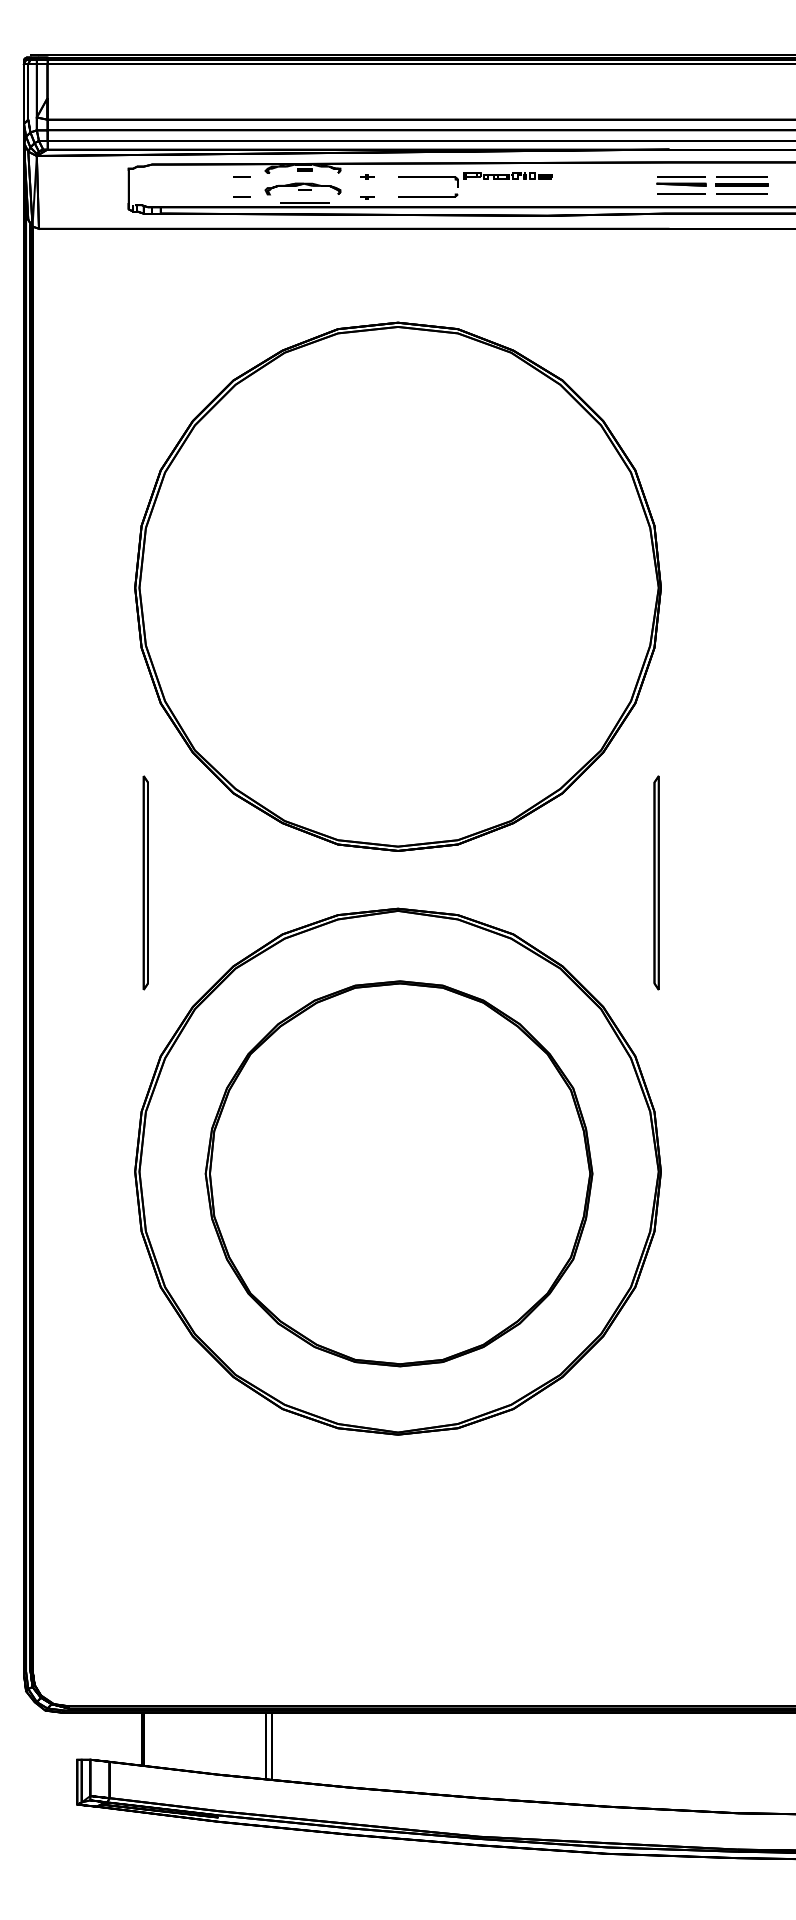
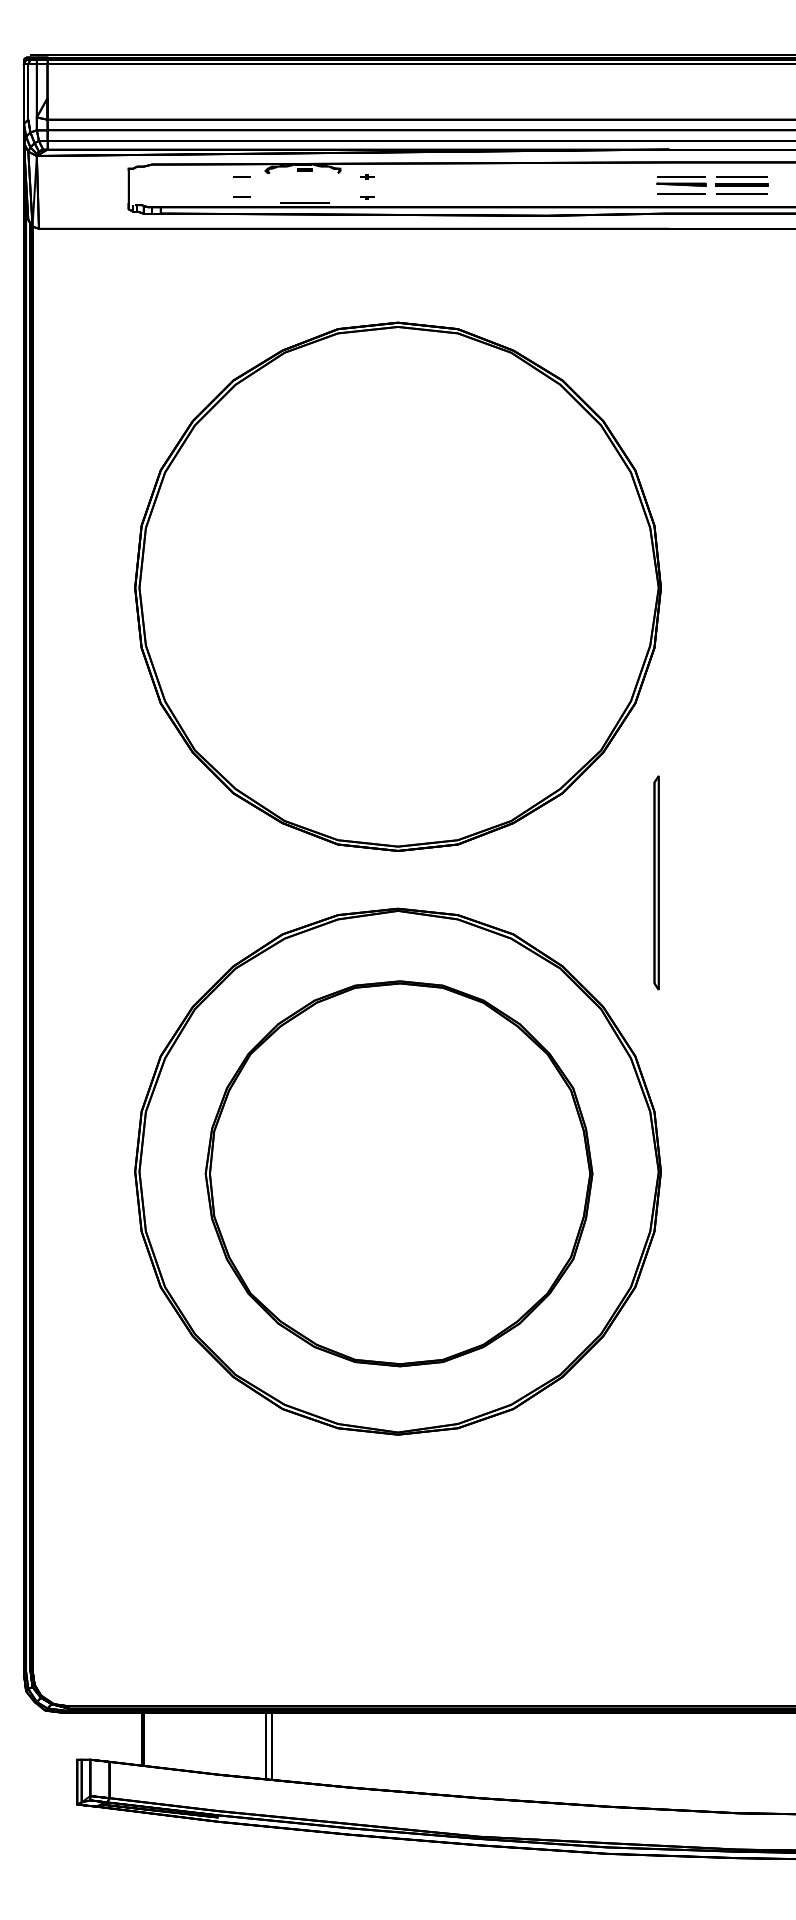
part: present -> none (475, 177)
part: present -> none (302, 188)
part: present -> none (145, 882)
